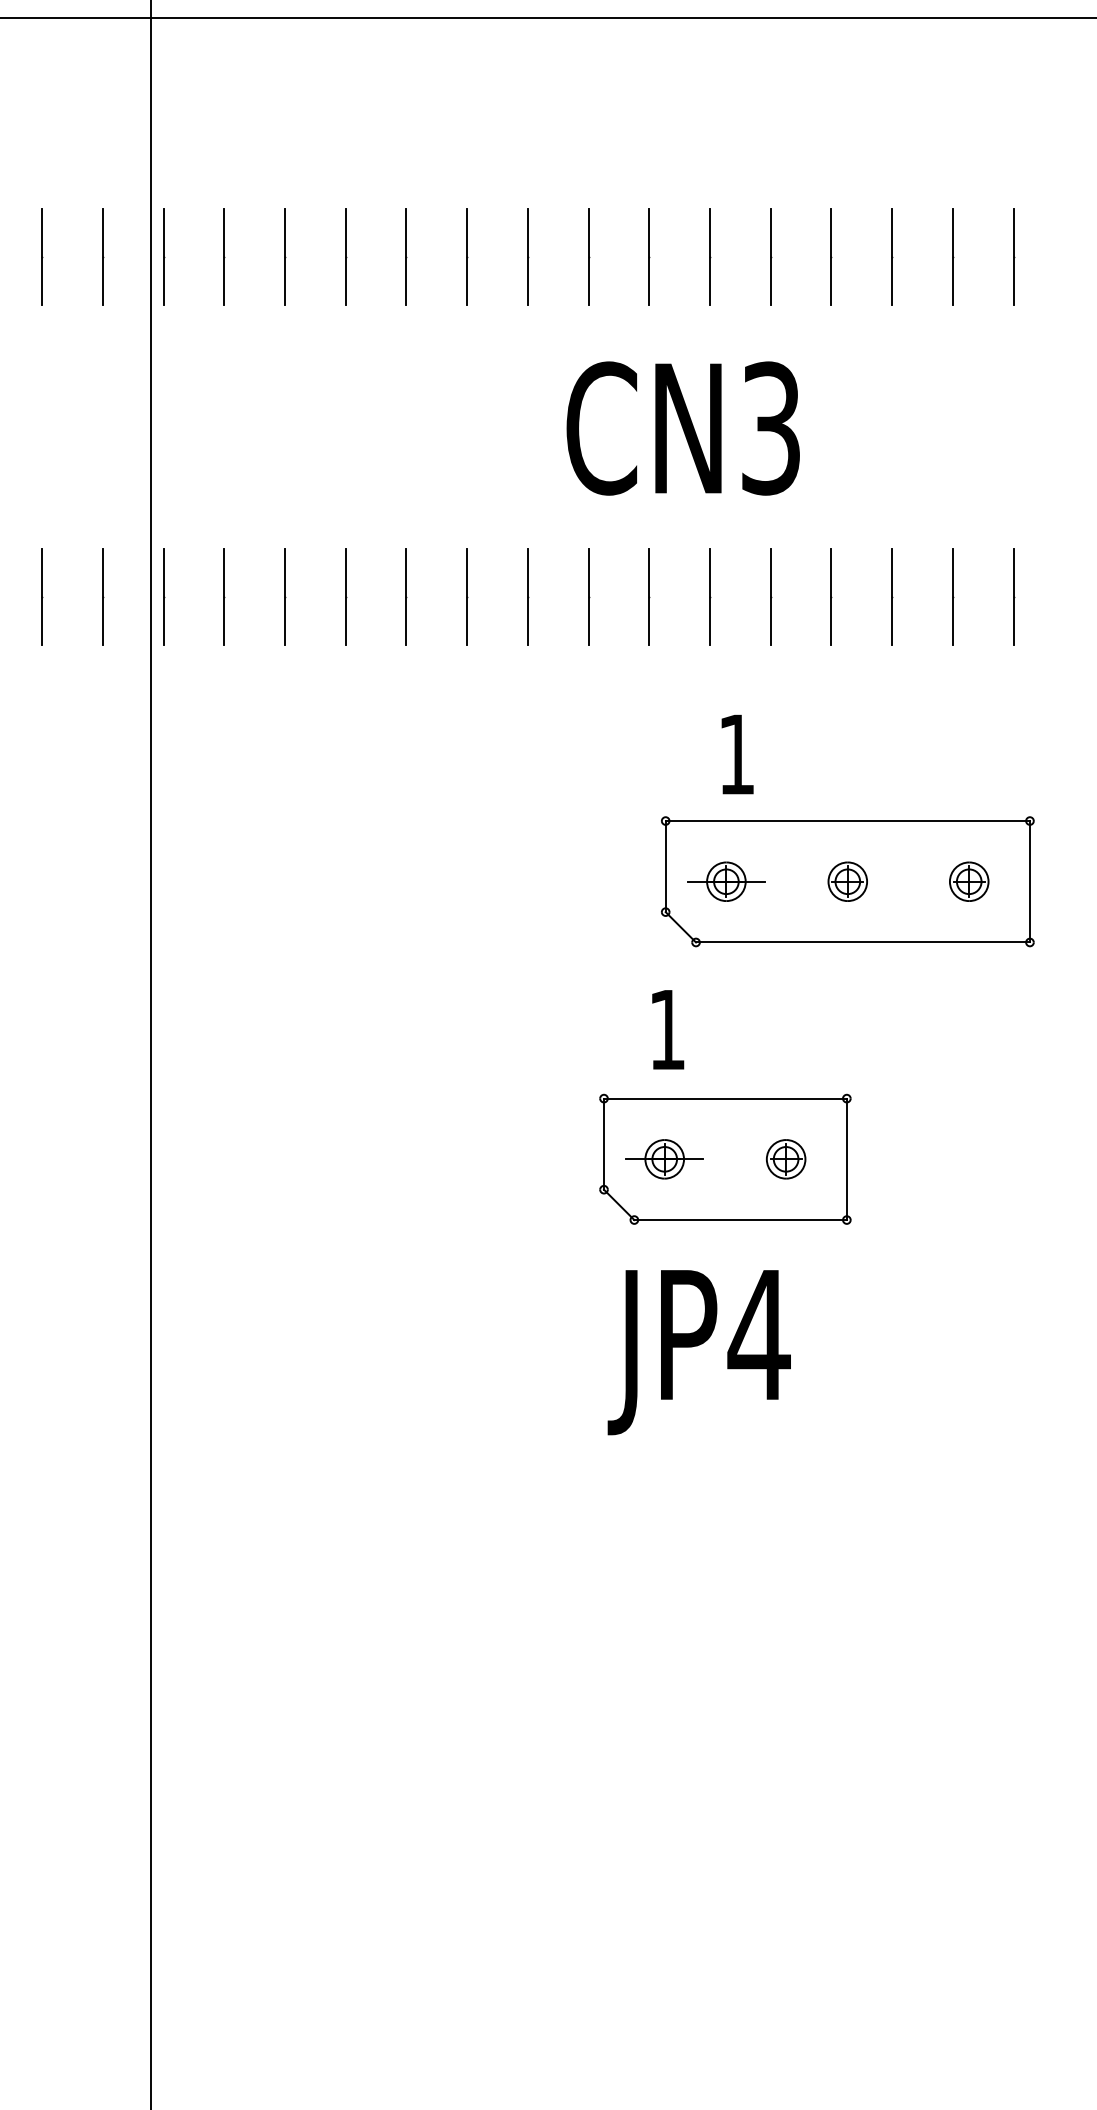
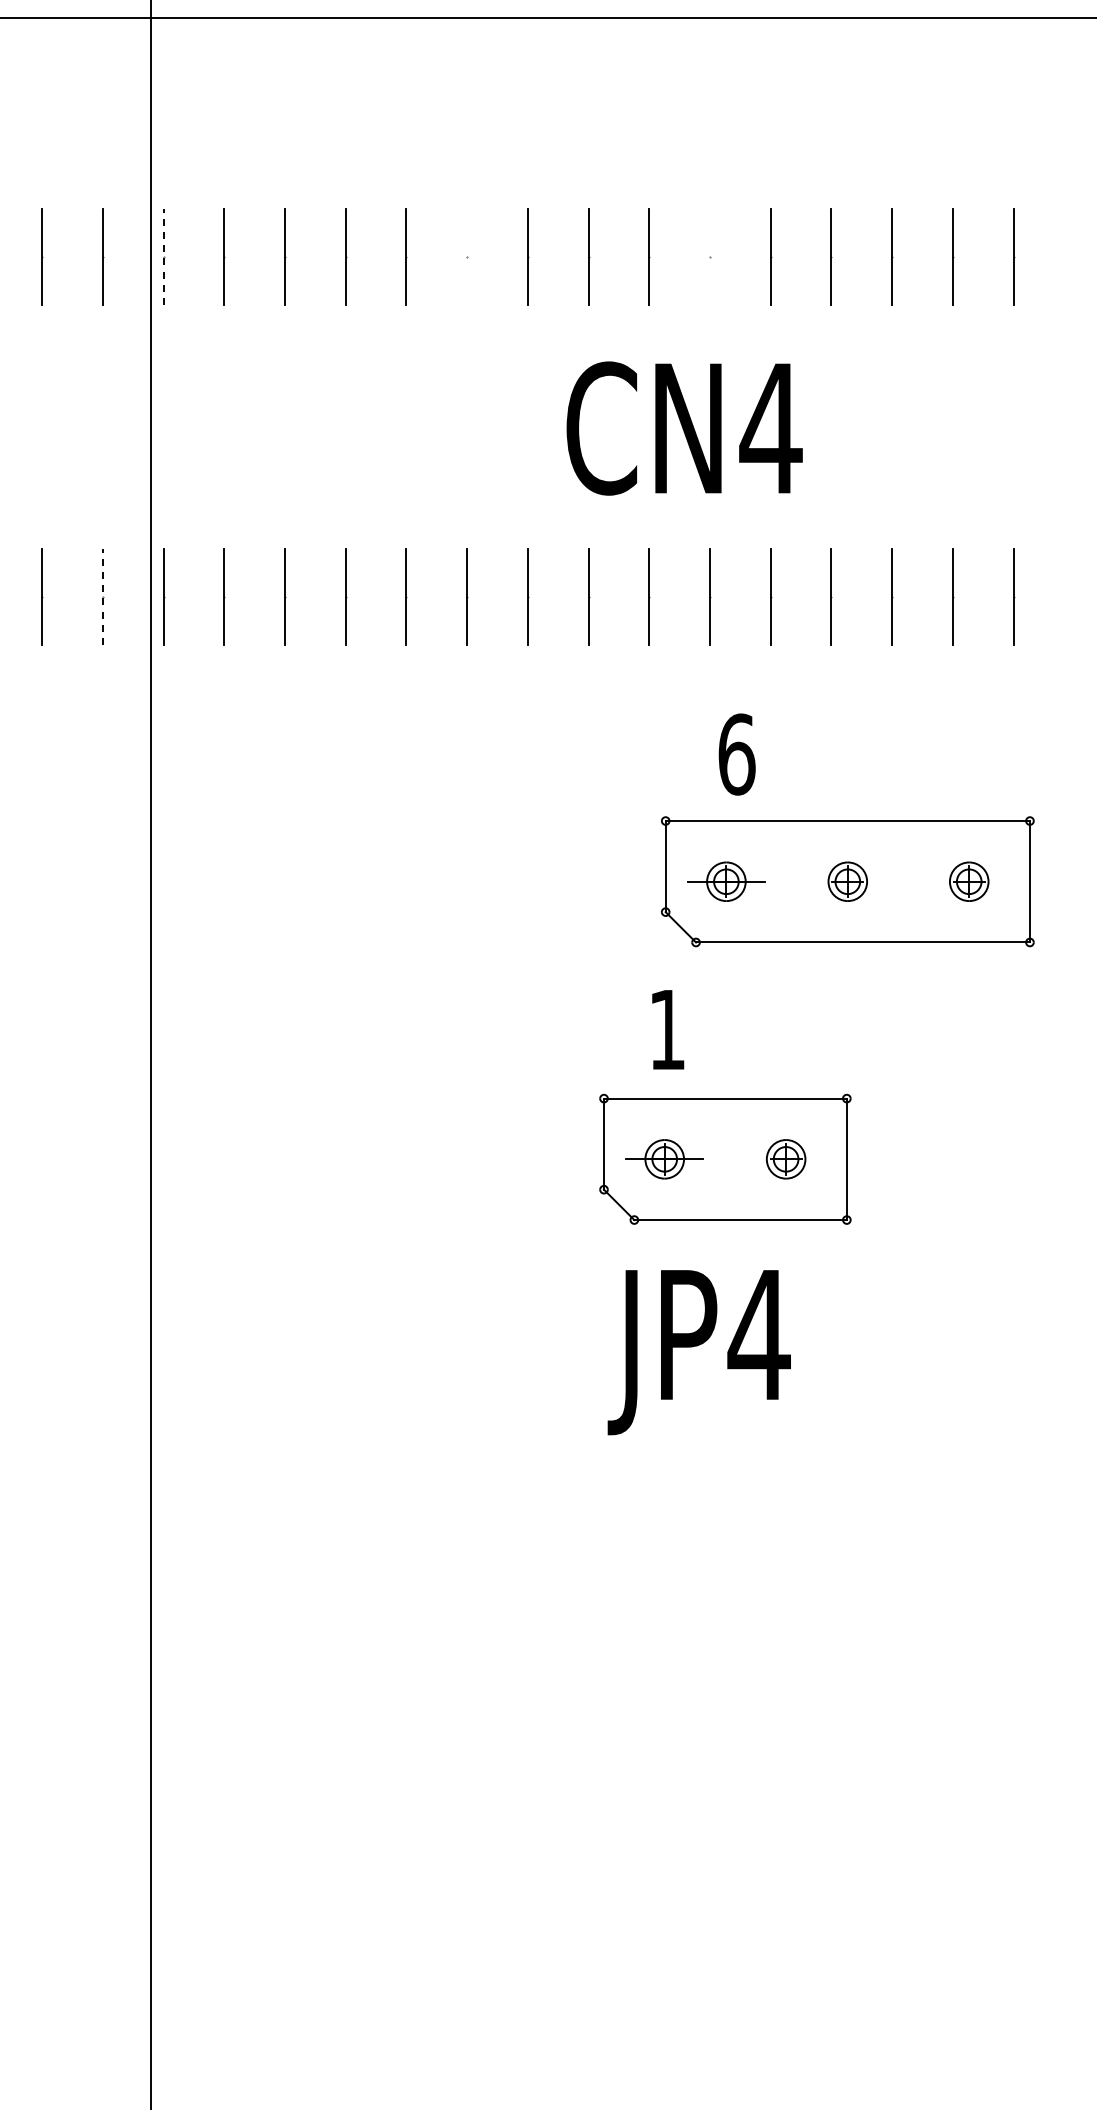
line: solid -> dashed (163, 256)
line: present -> none (467, 256)
line: present -> none (710, 256)
text: CN3 -> CN4 (770, 428)
line: solid -> dashed (102, 596)
text: 1 -> 6 (736, 754)
